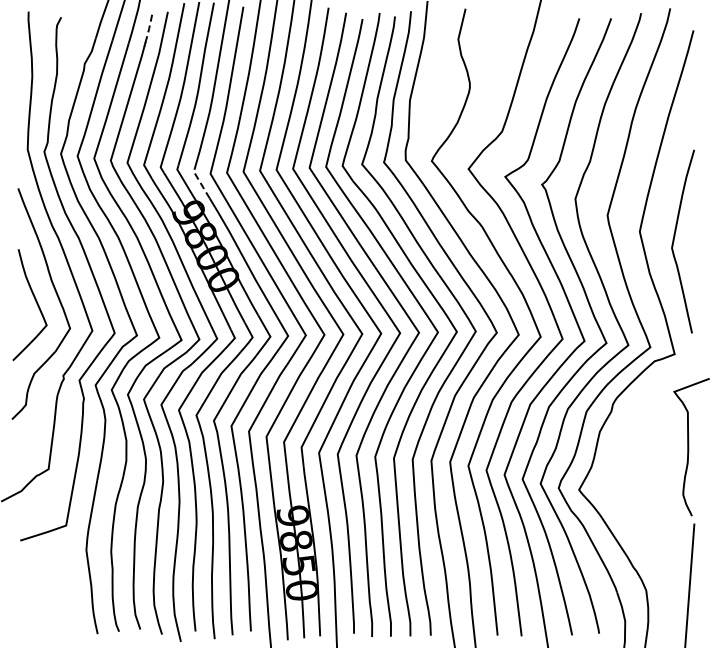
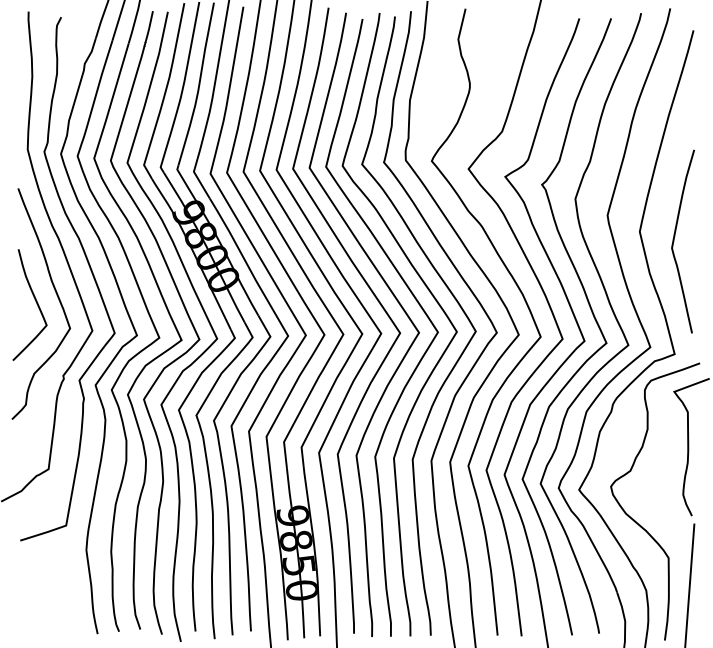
line: dashed -> solid (149, 27)
line: dashed -> solid (200, 183)
curve: none -> present (640, 524)
